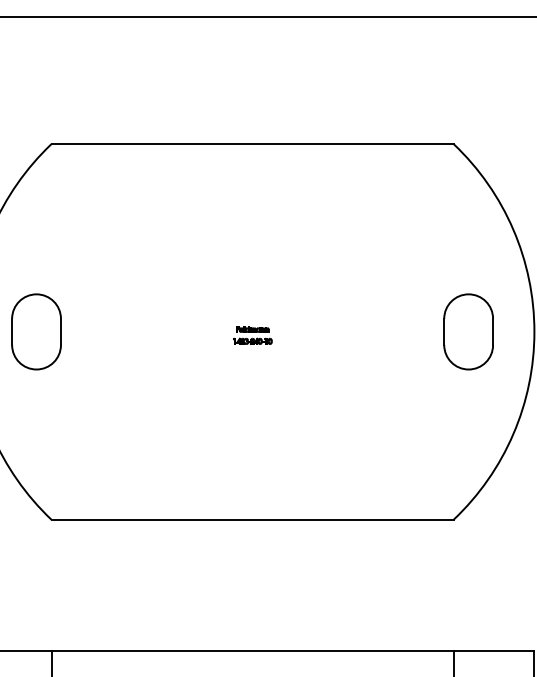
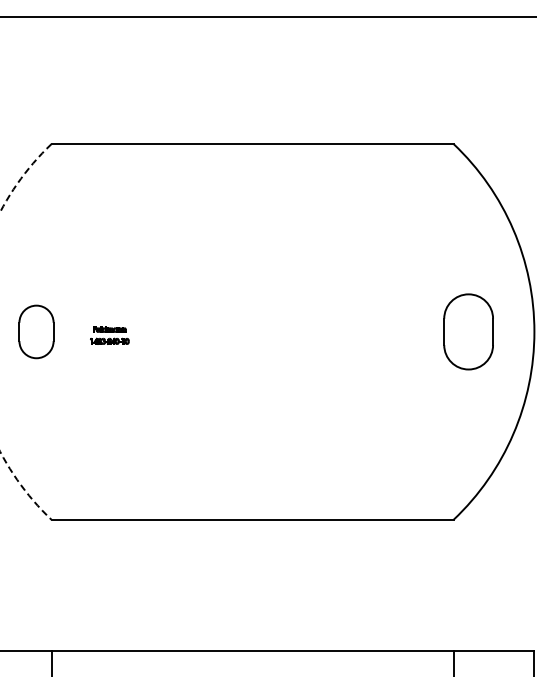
part size: 51x78 px -> 37x56 px (36, 331)
part position: (252, 335) -> (109, 335) (109, 335)
arc: solid -> dashed (0, 451)
